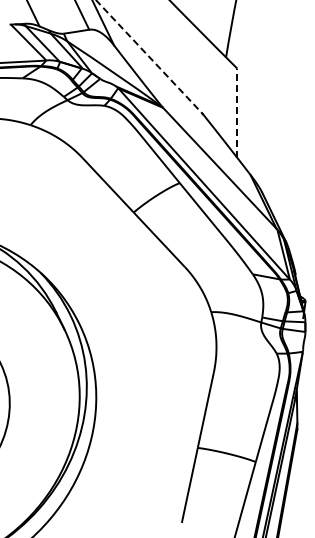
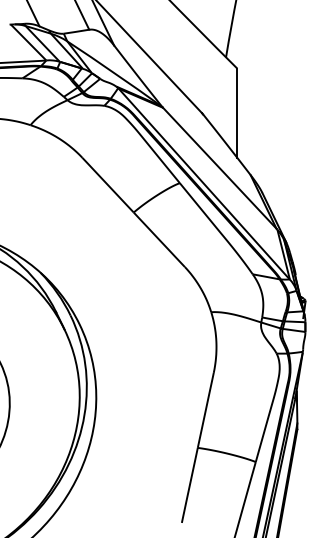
line: dashed -> solid (149, 56)
line: dashed -> solid (237, 113)
